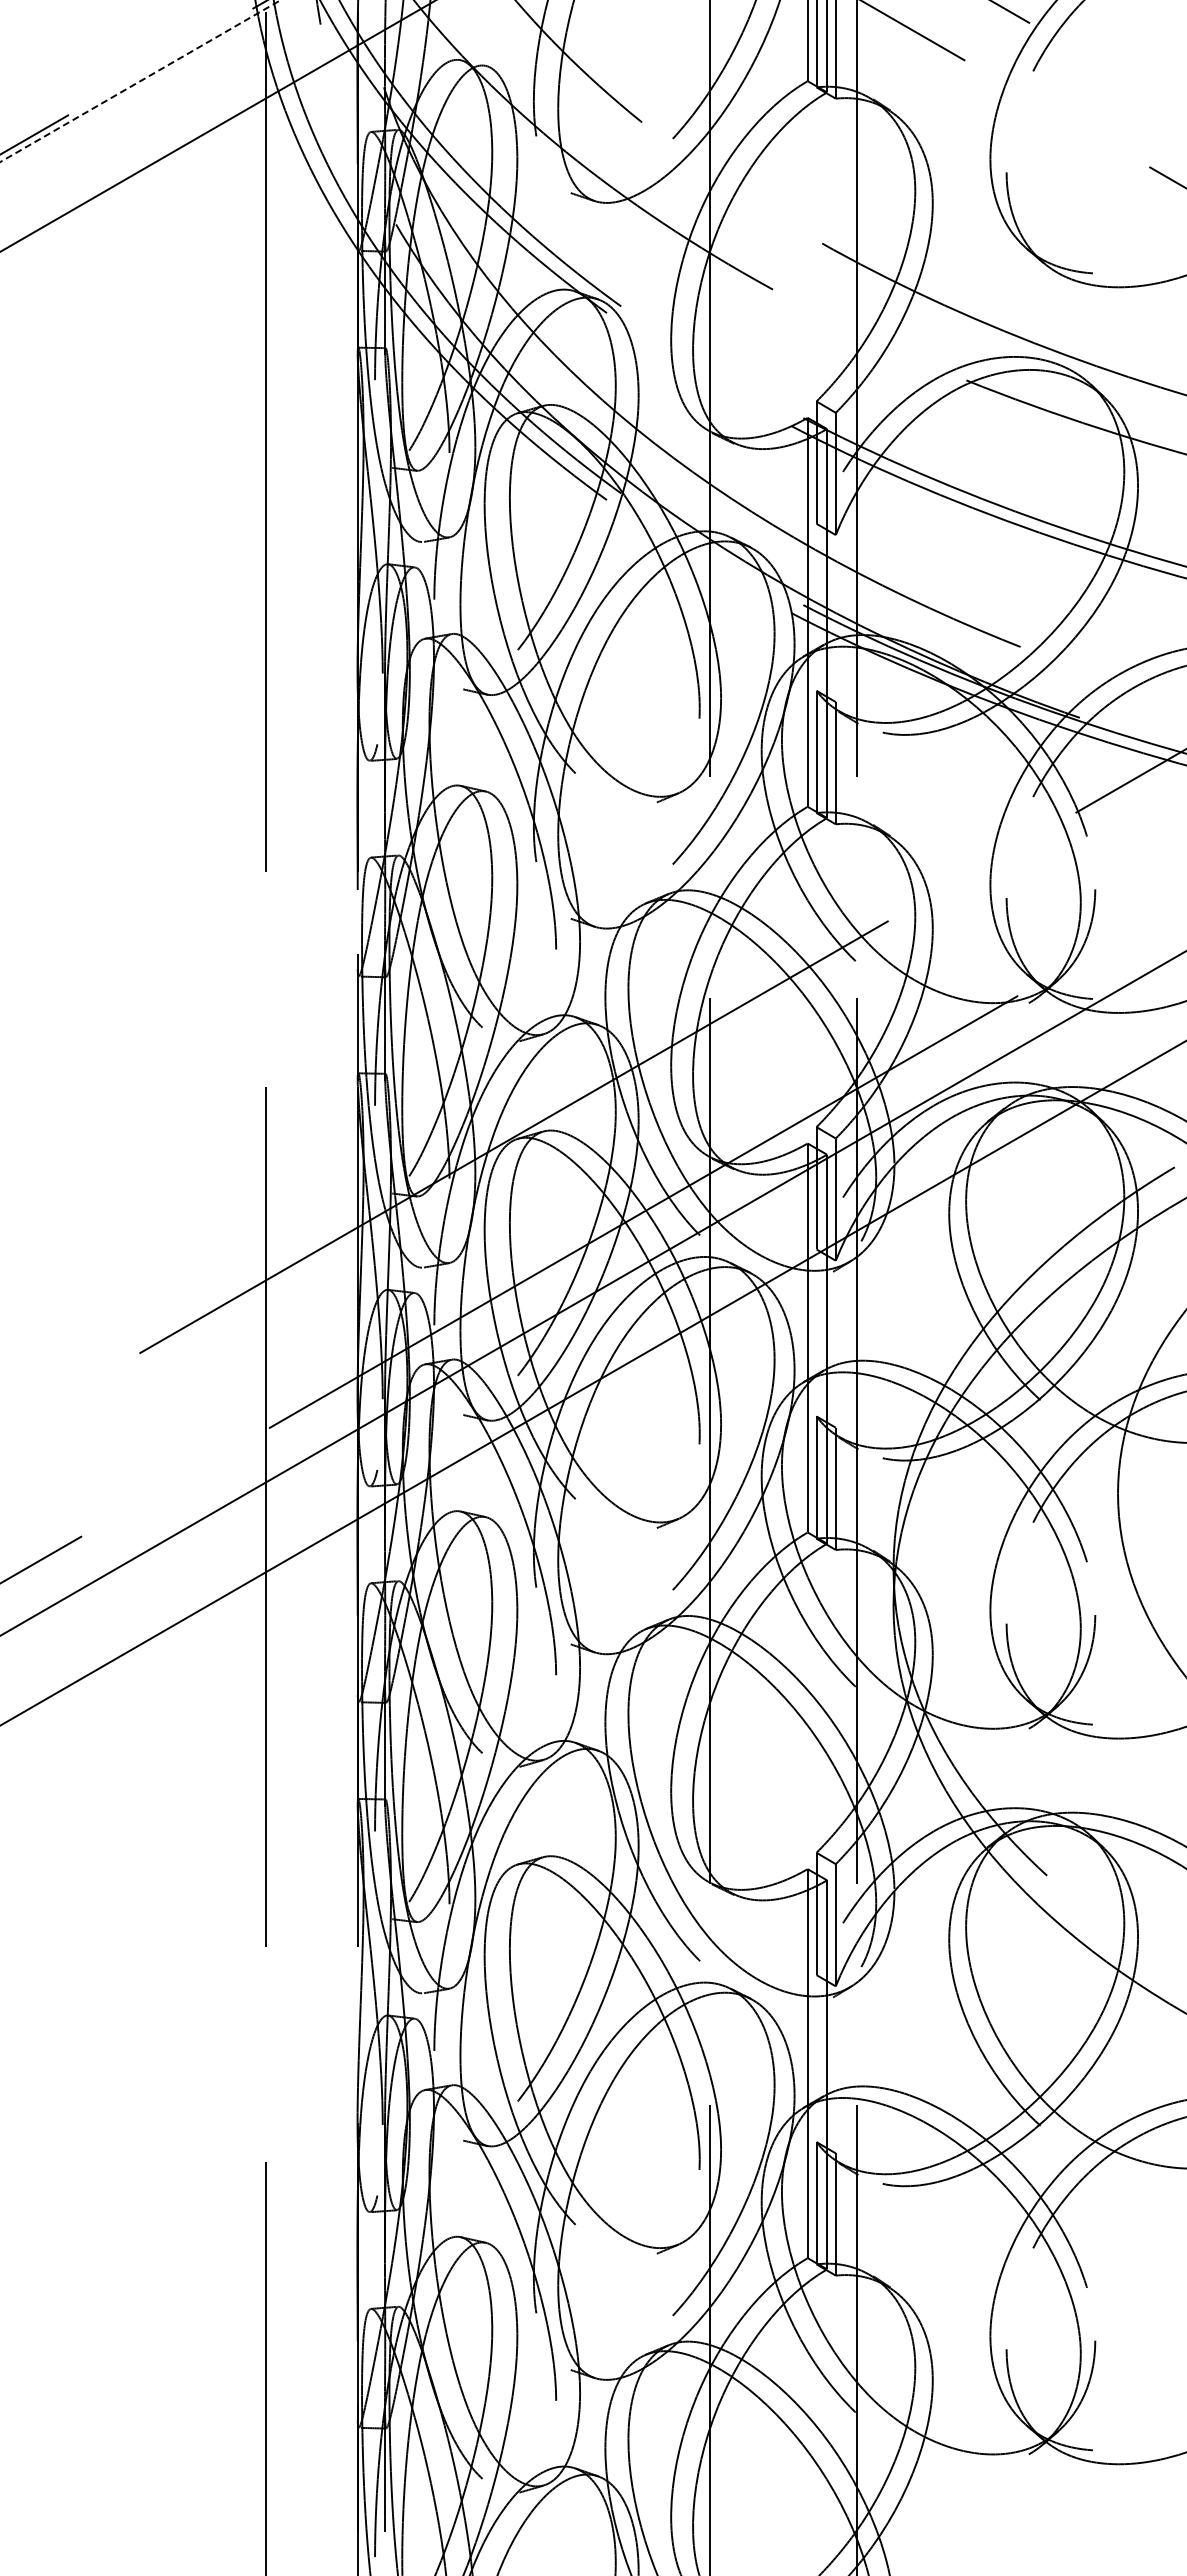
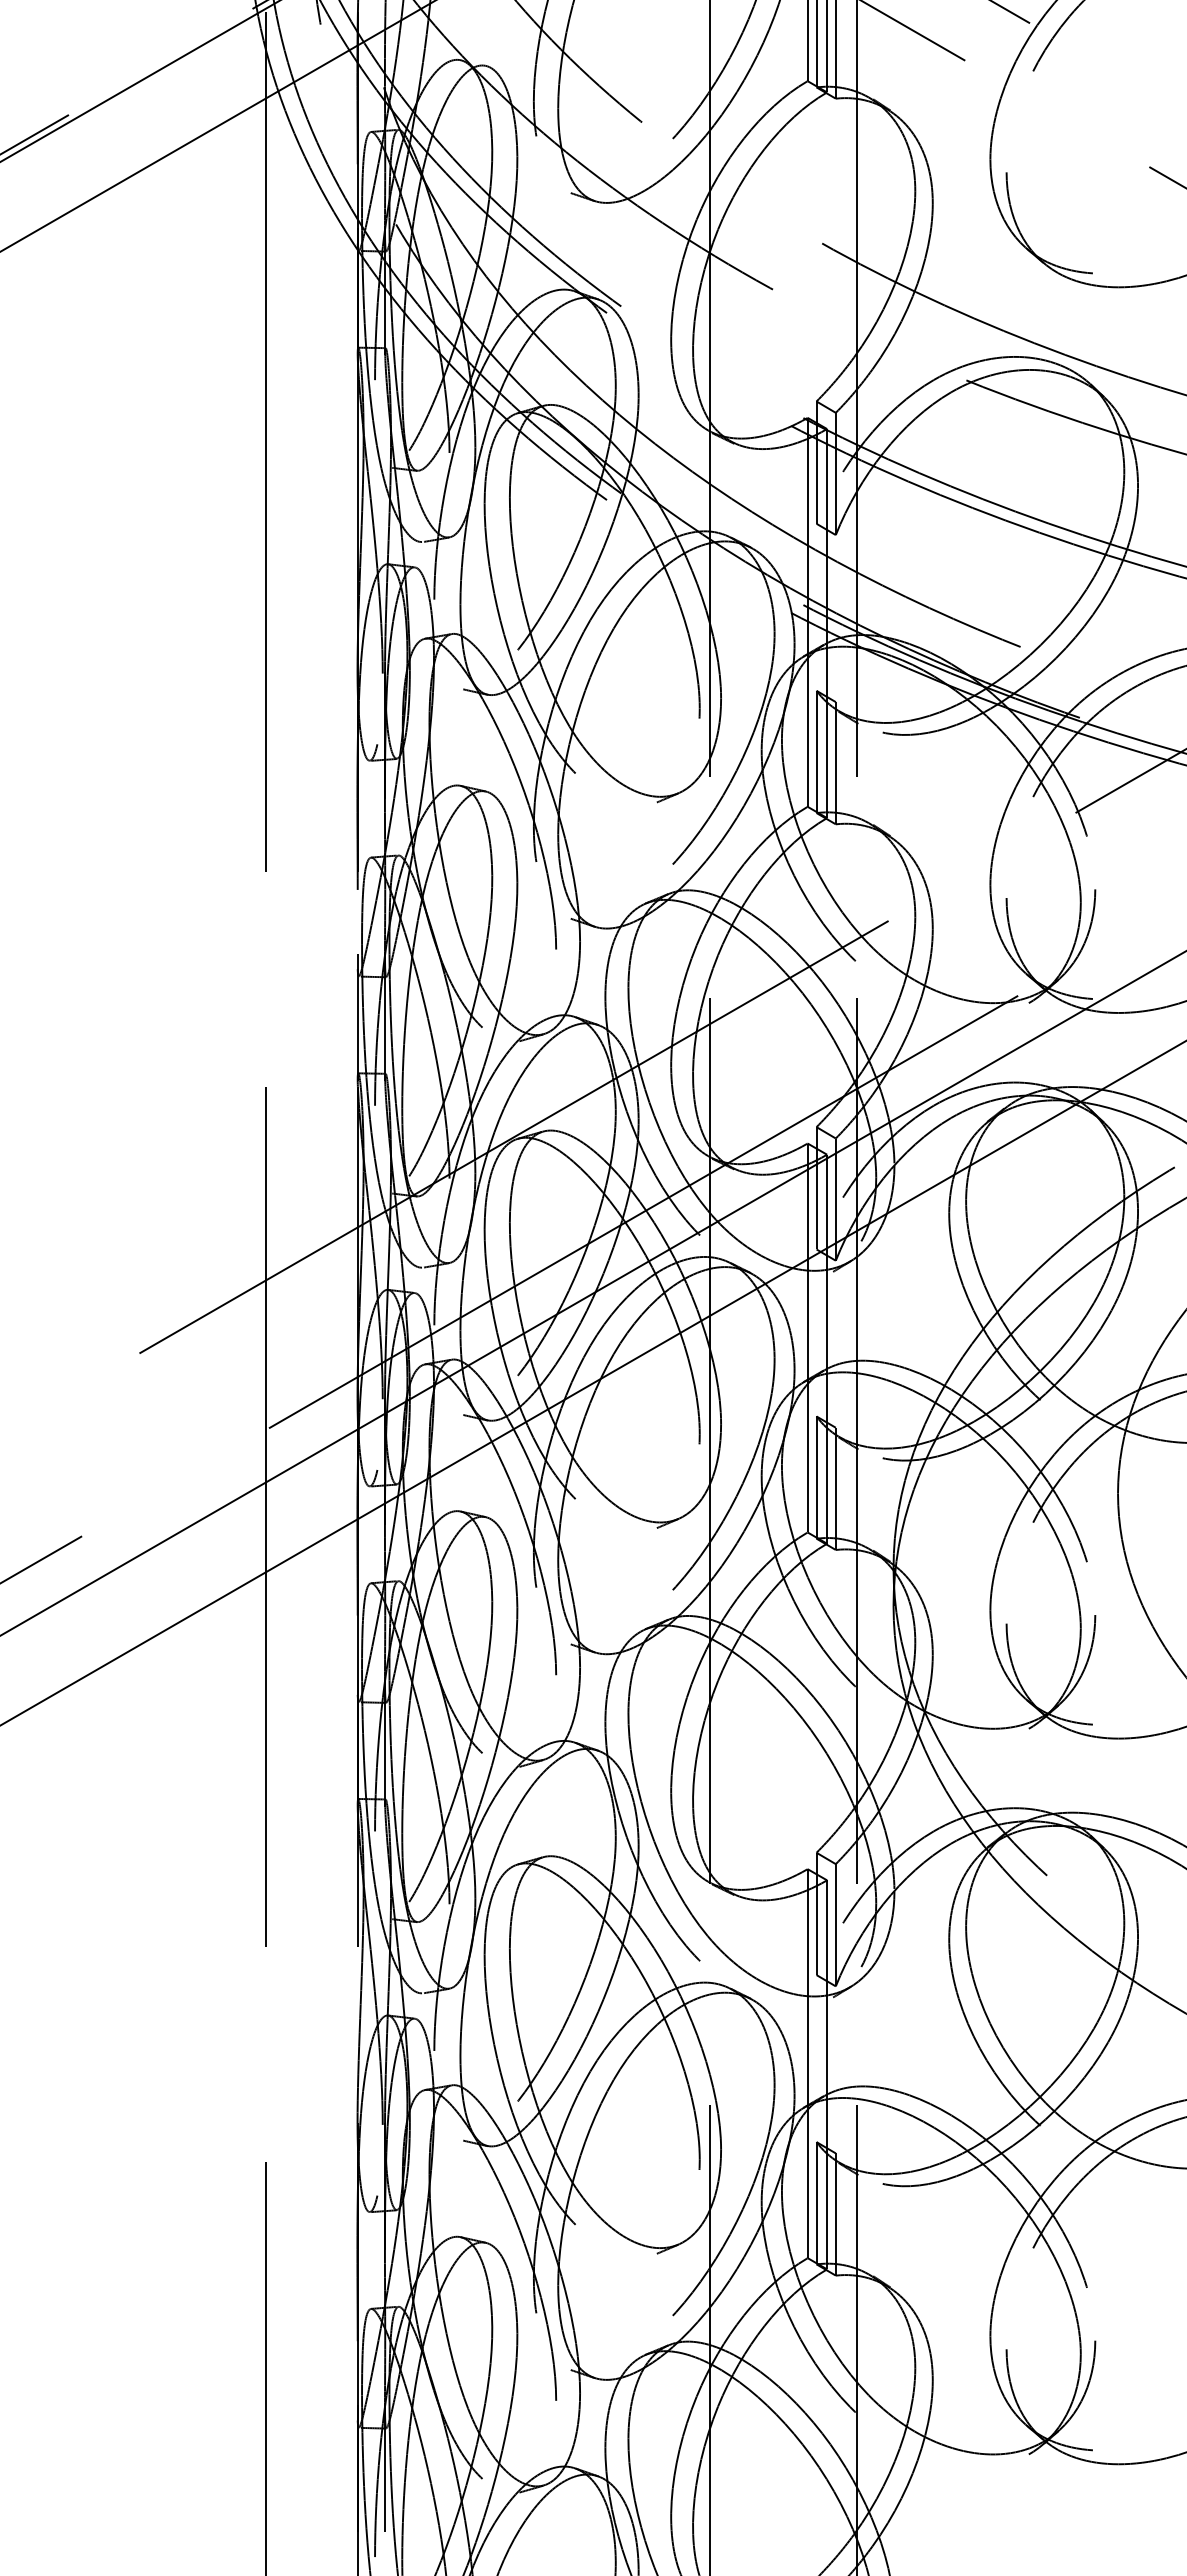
line: dashed -> solid (140, 81)
